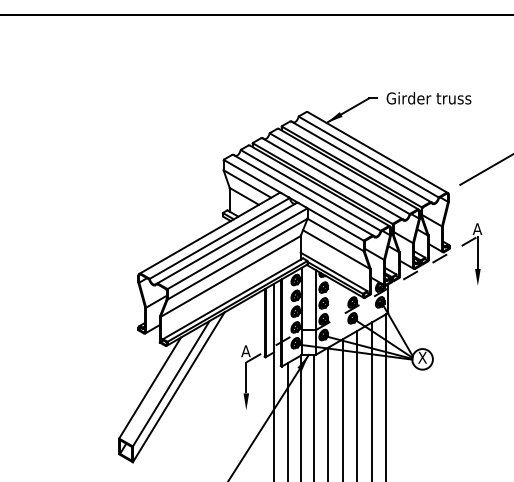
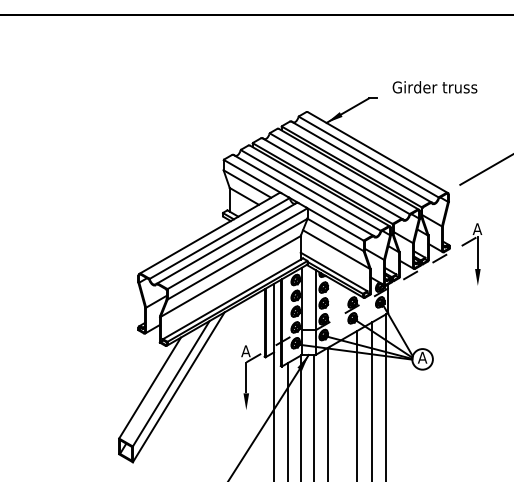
text position: (428, 98) -> (434, 87) (434, 87)
text: X -> A (422, 357)
line: present -> none (343, 408)
